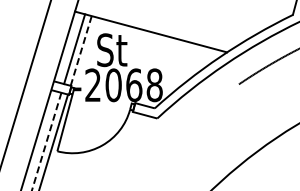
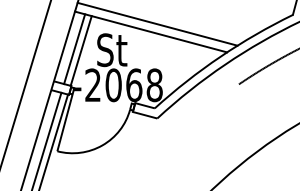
line: none -> present (157, 23)
line: dashed -> solid (81, 51)
line: dashed -> solid (46, 142)
